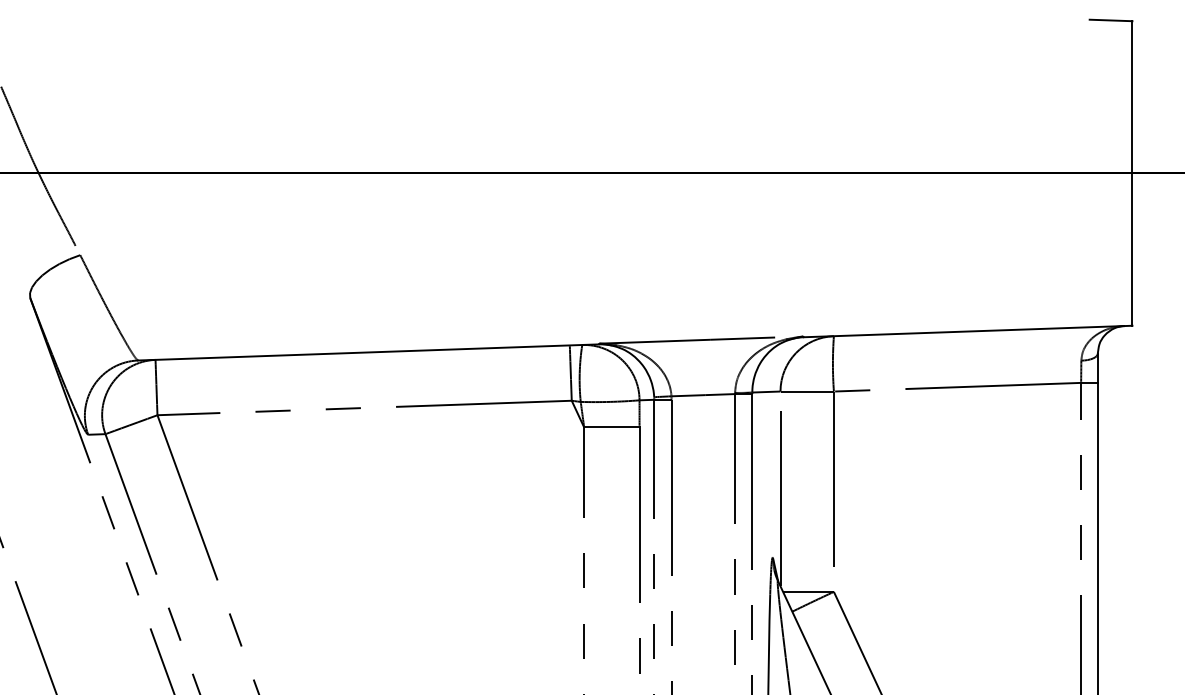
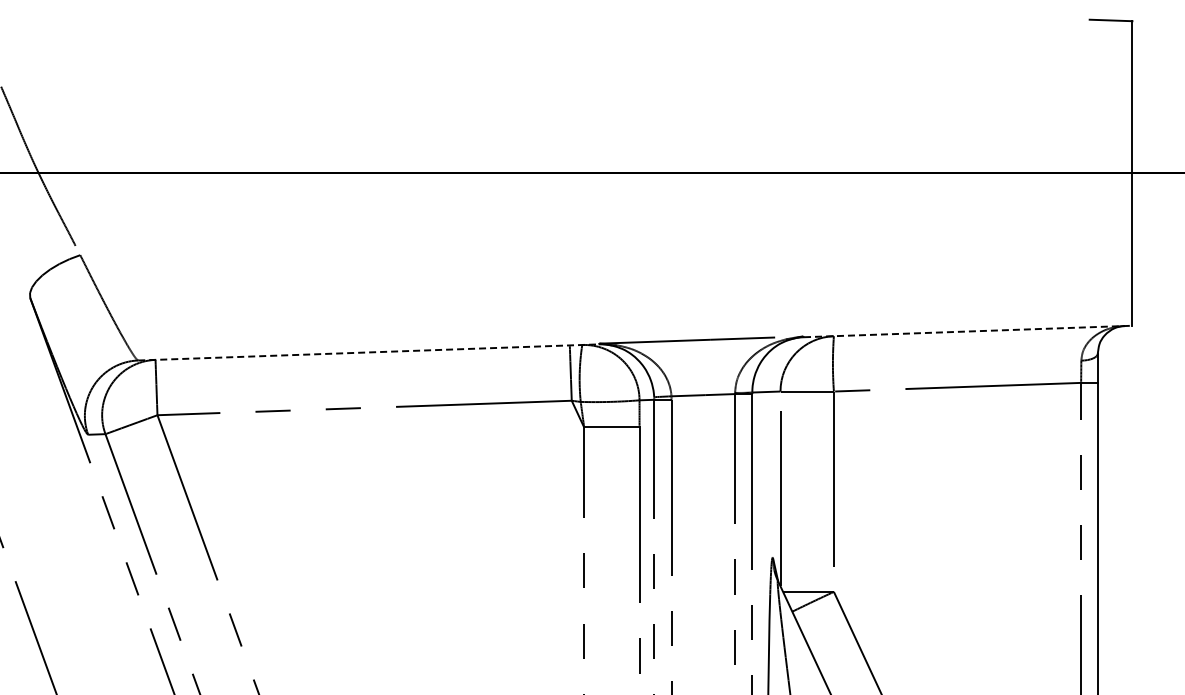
line: solid -> dashed (968, 331)
line: solid -> dashed (368, 352)
